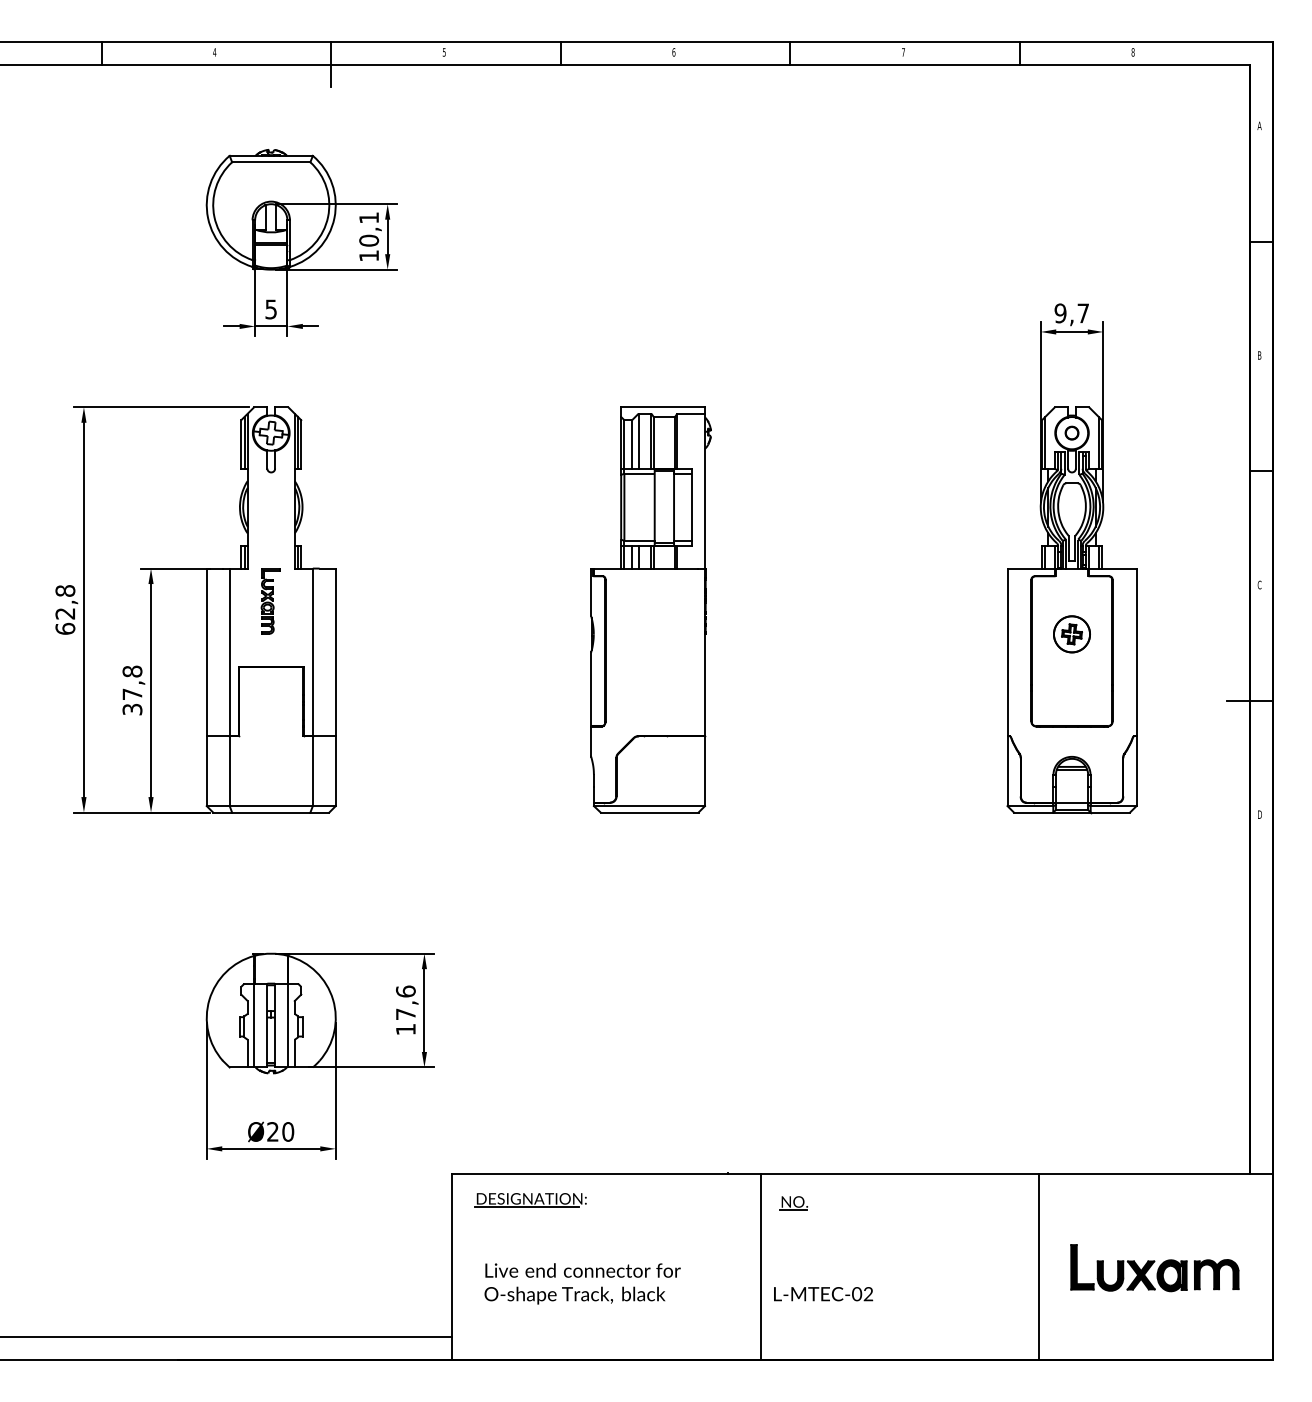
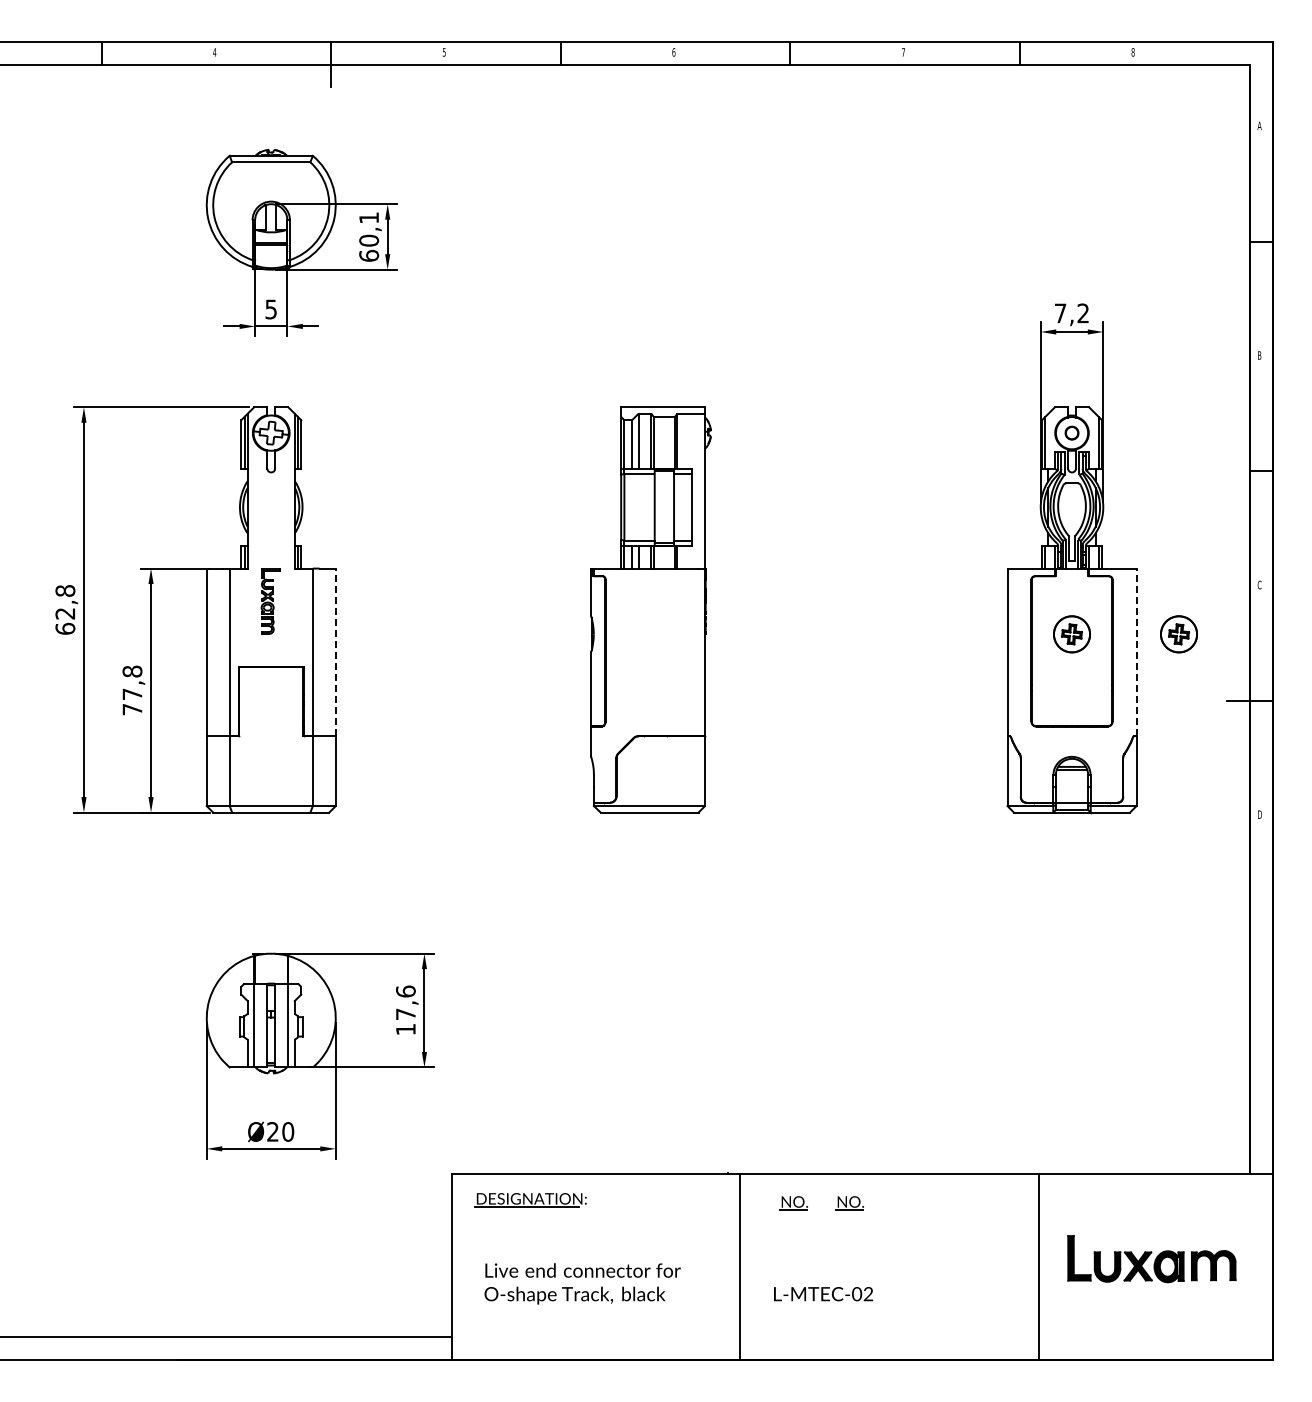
text: 10,1 -> 60,1 (369, 255)
text: 9,7 -> 7,2 (1071, 313)
part: none -> present (1178, 634)
line: solid -> dashed (335, 652)
line: solid -> dashed (1136, 652)
text: 37,8 -> 77,8 (132, 709)
part: none -> present (849, 1203)
line position: (760, 1266) -> (739, 1266) (739, 1266)
part position: (1154, 1268) -> (1151, 1259) (1151, 1259)
